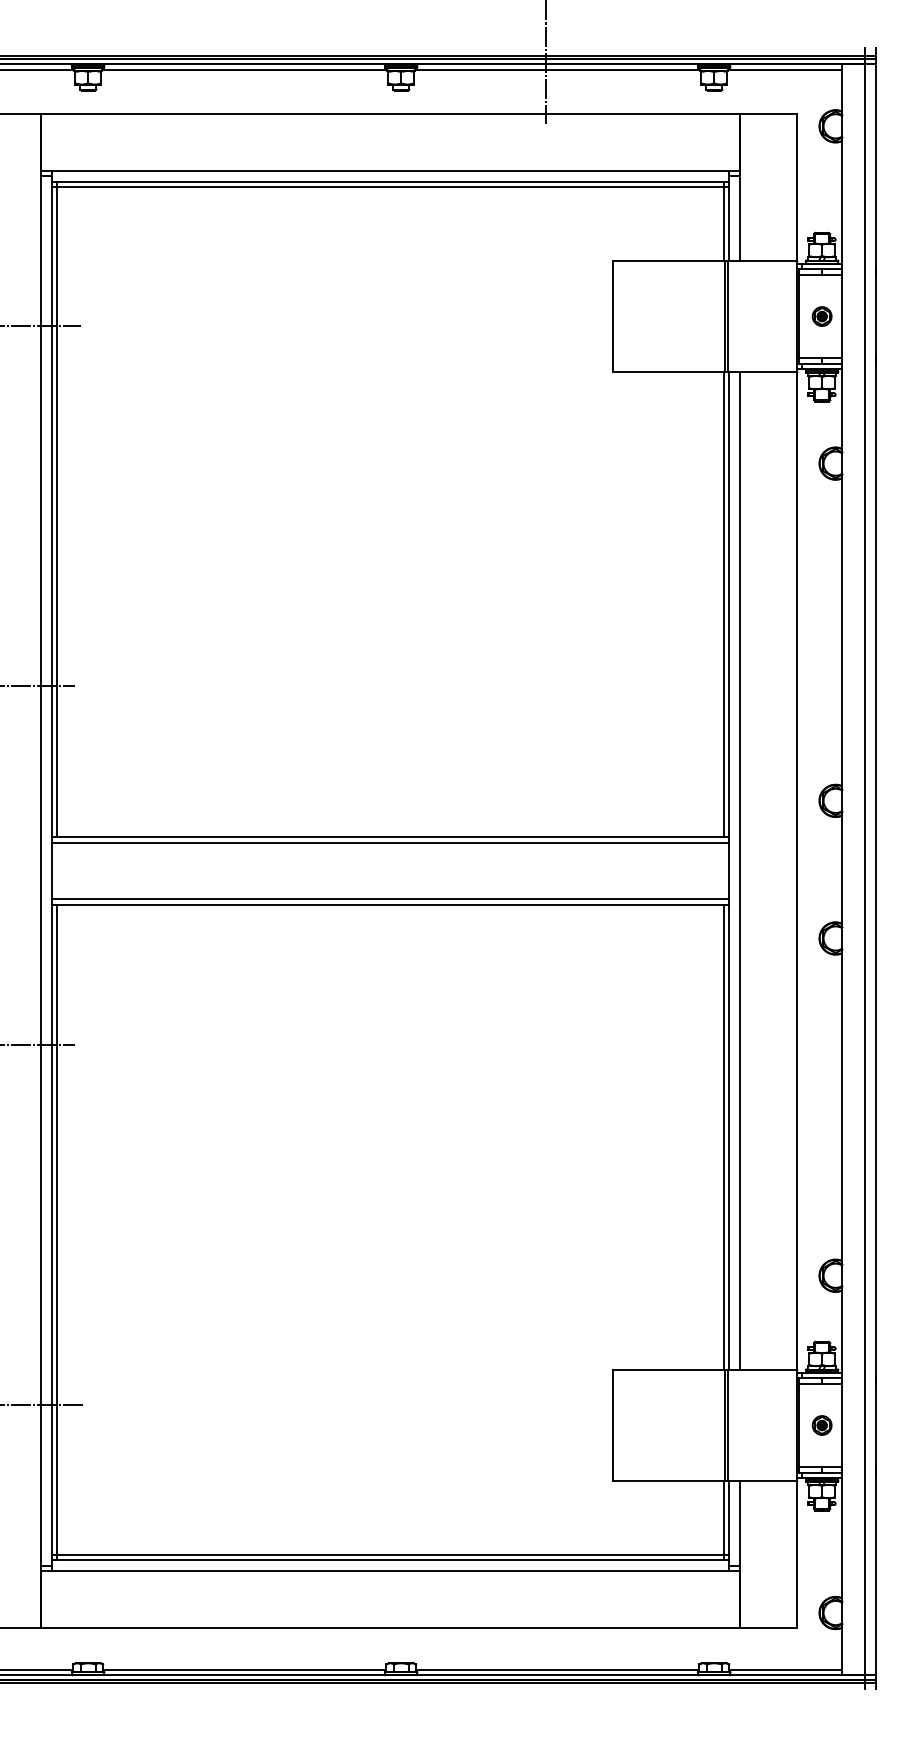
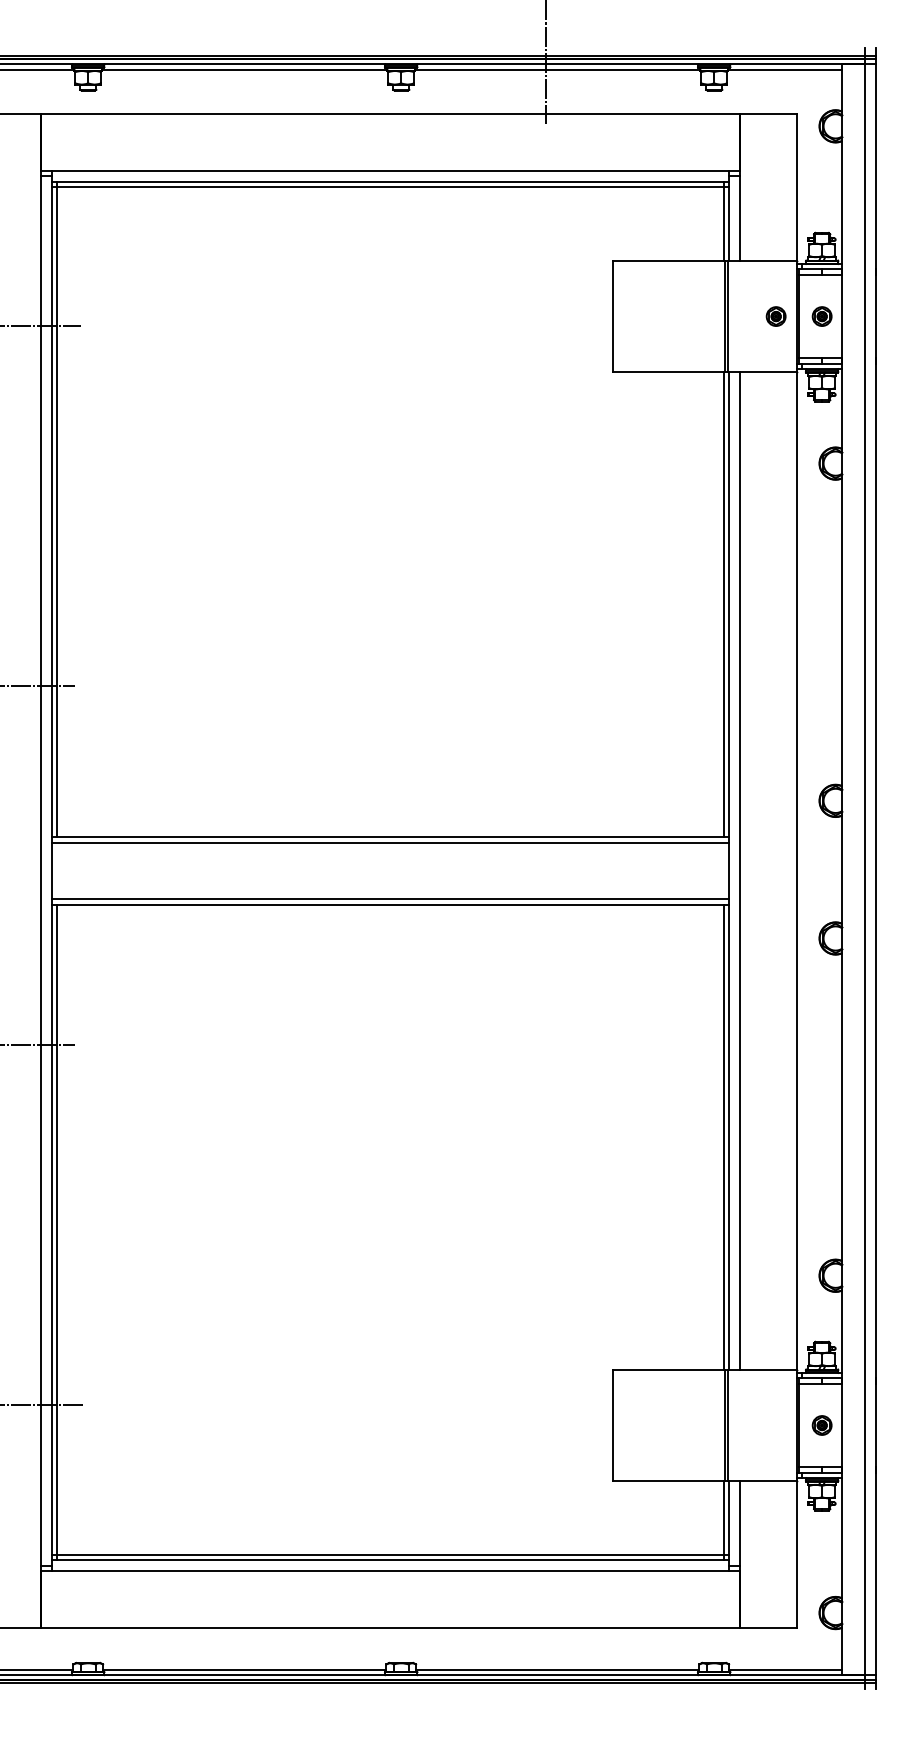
part: none -> present (775, 316)
